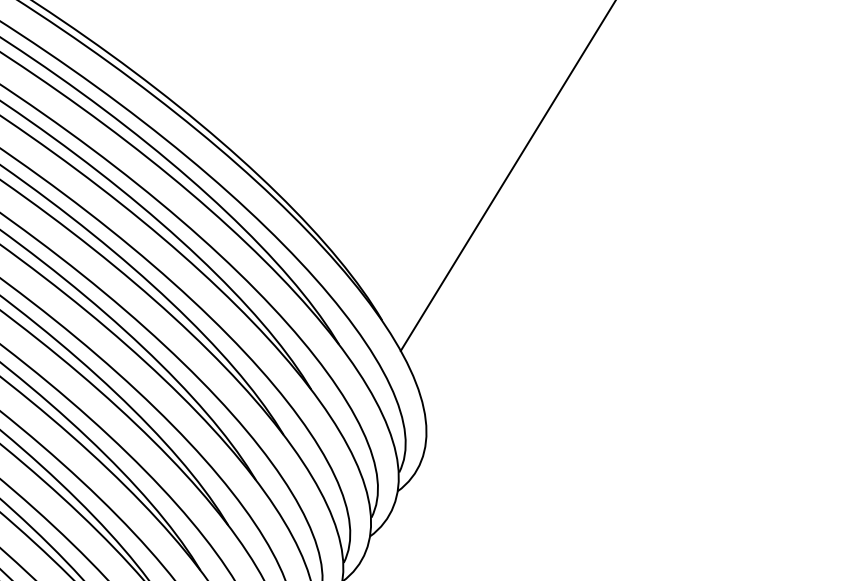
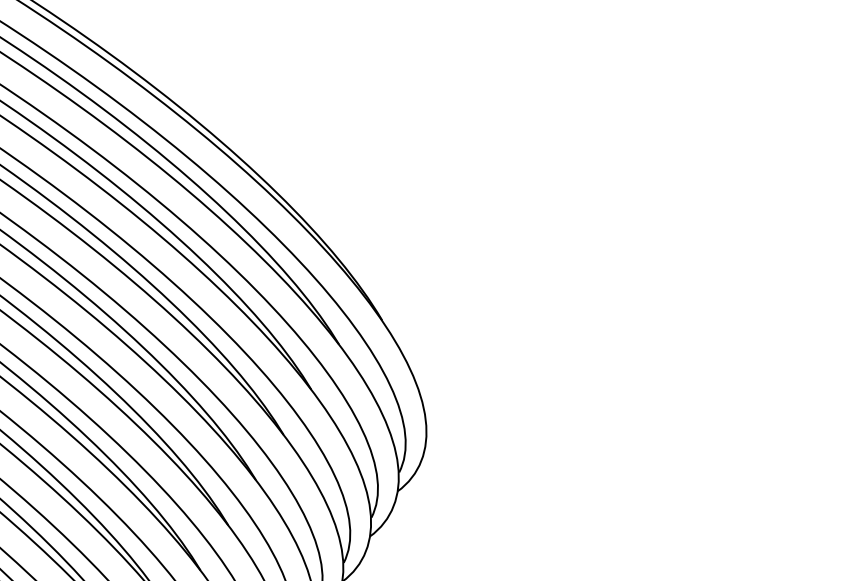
line: present -> none (507, 176)
